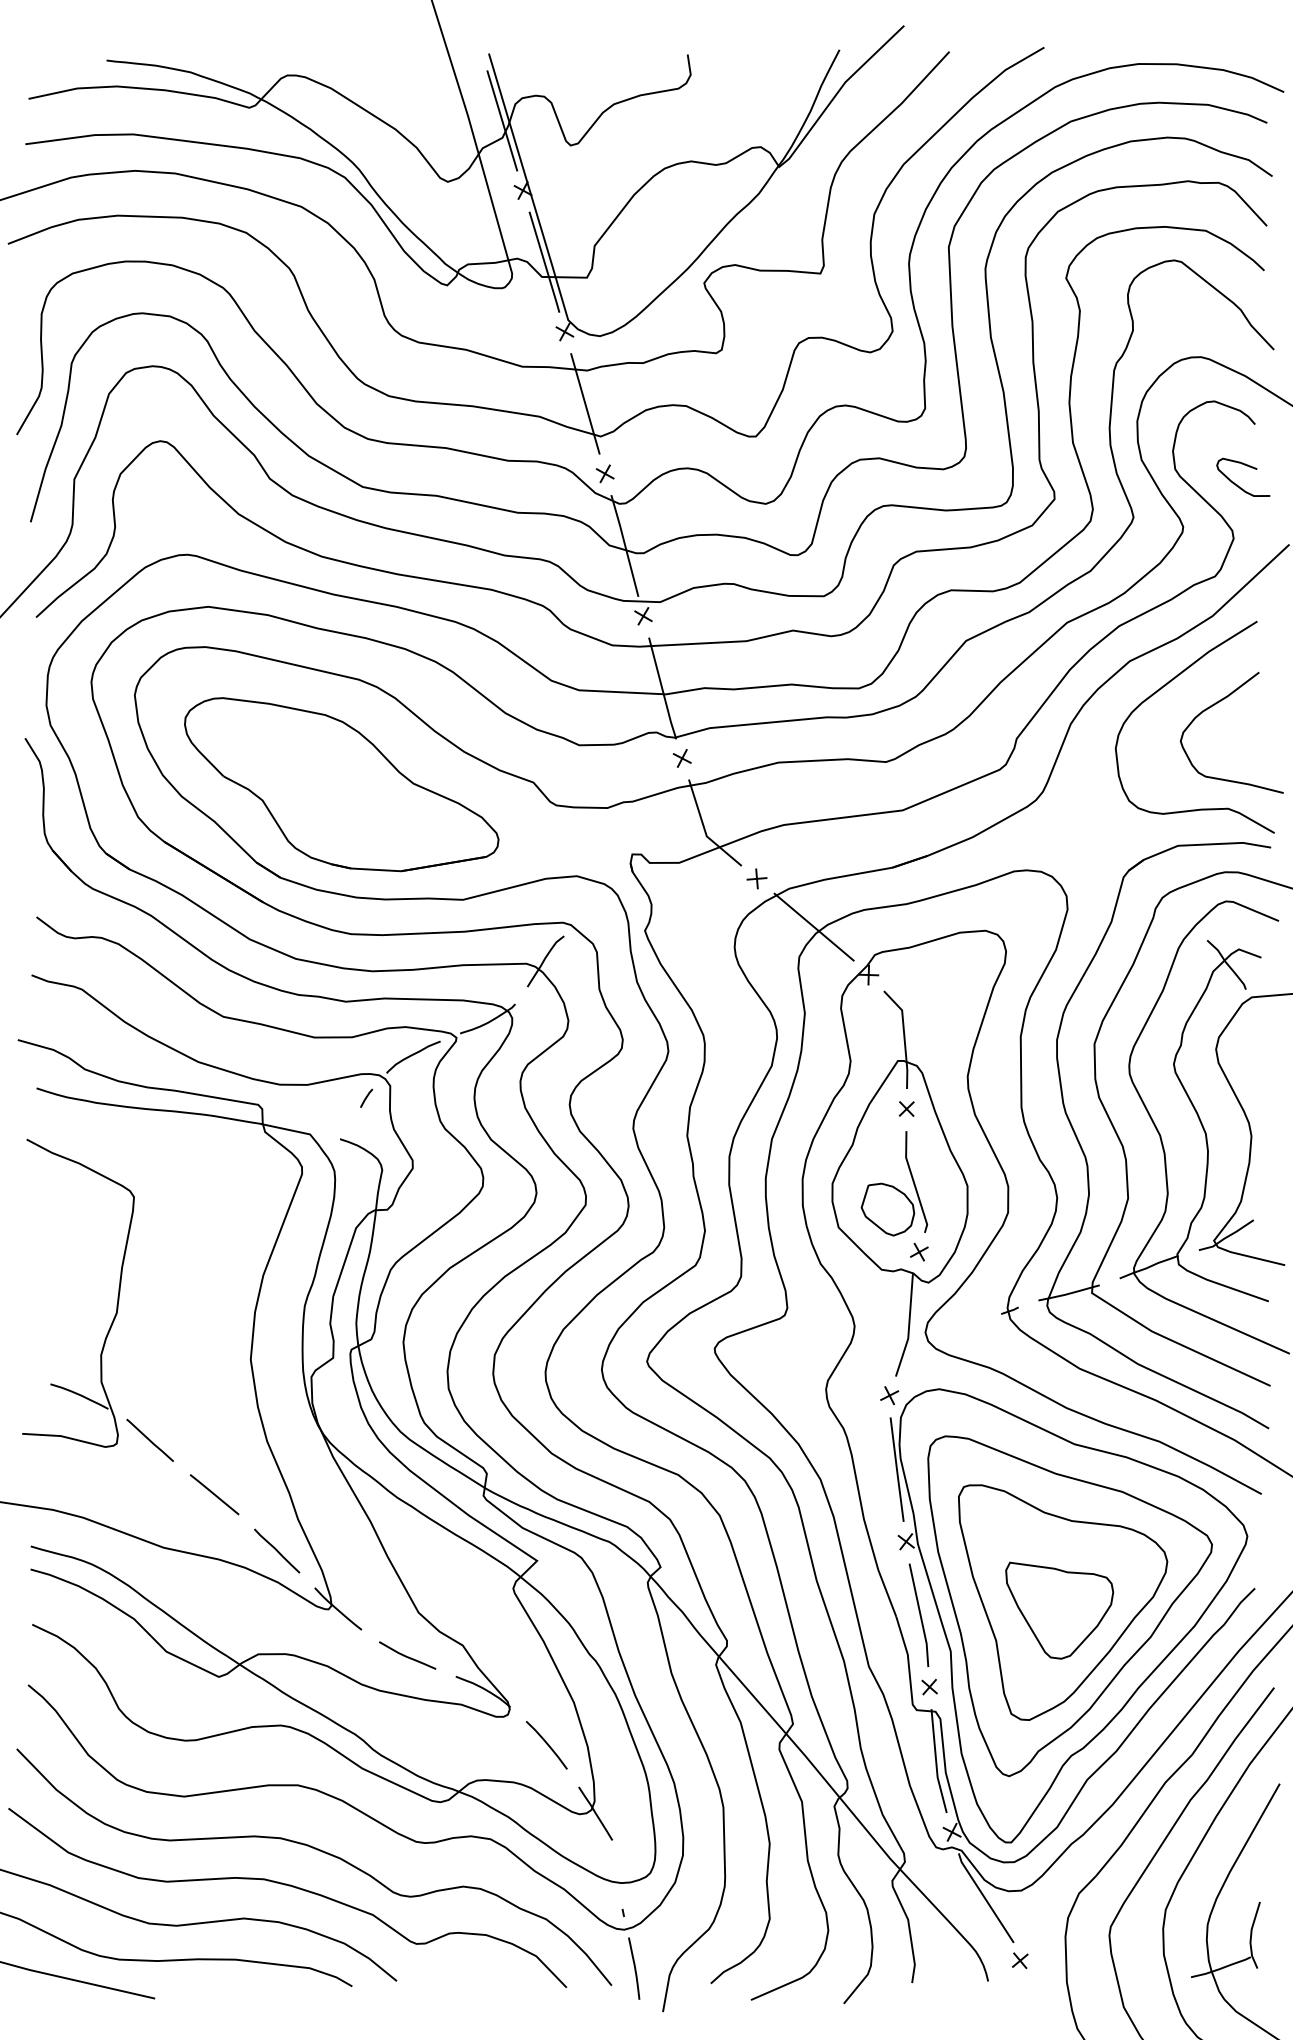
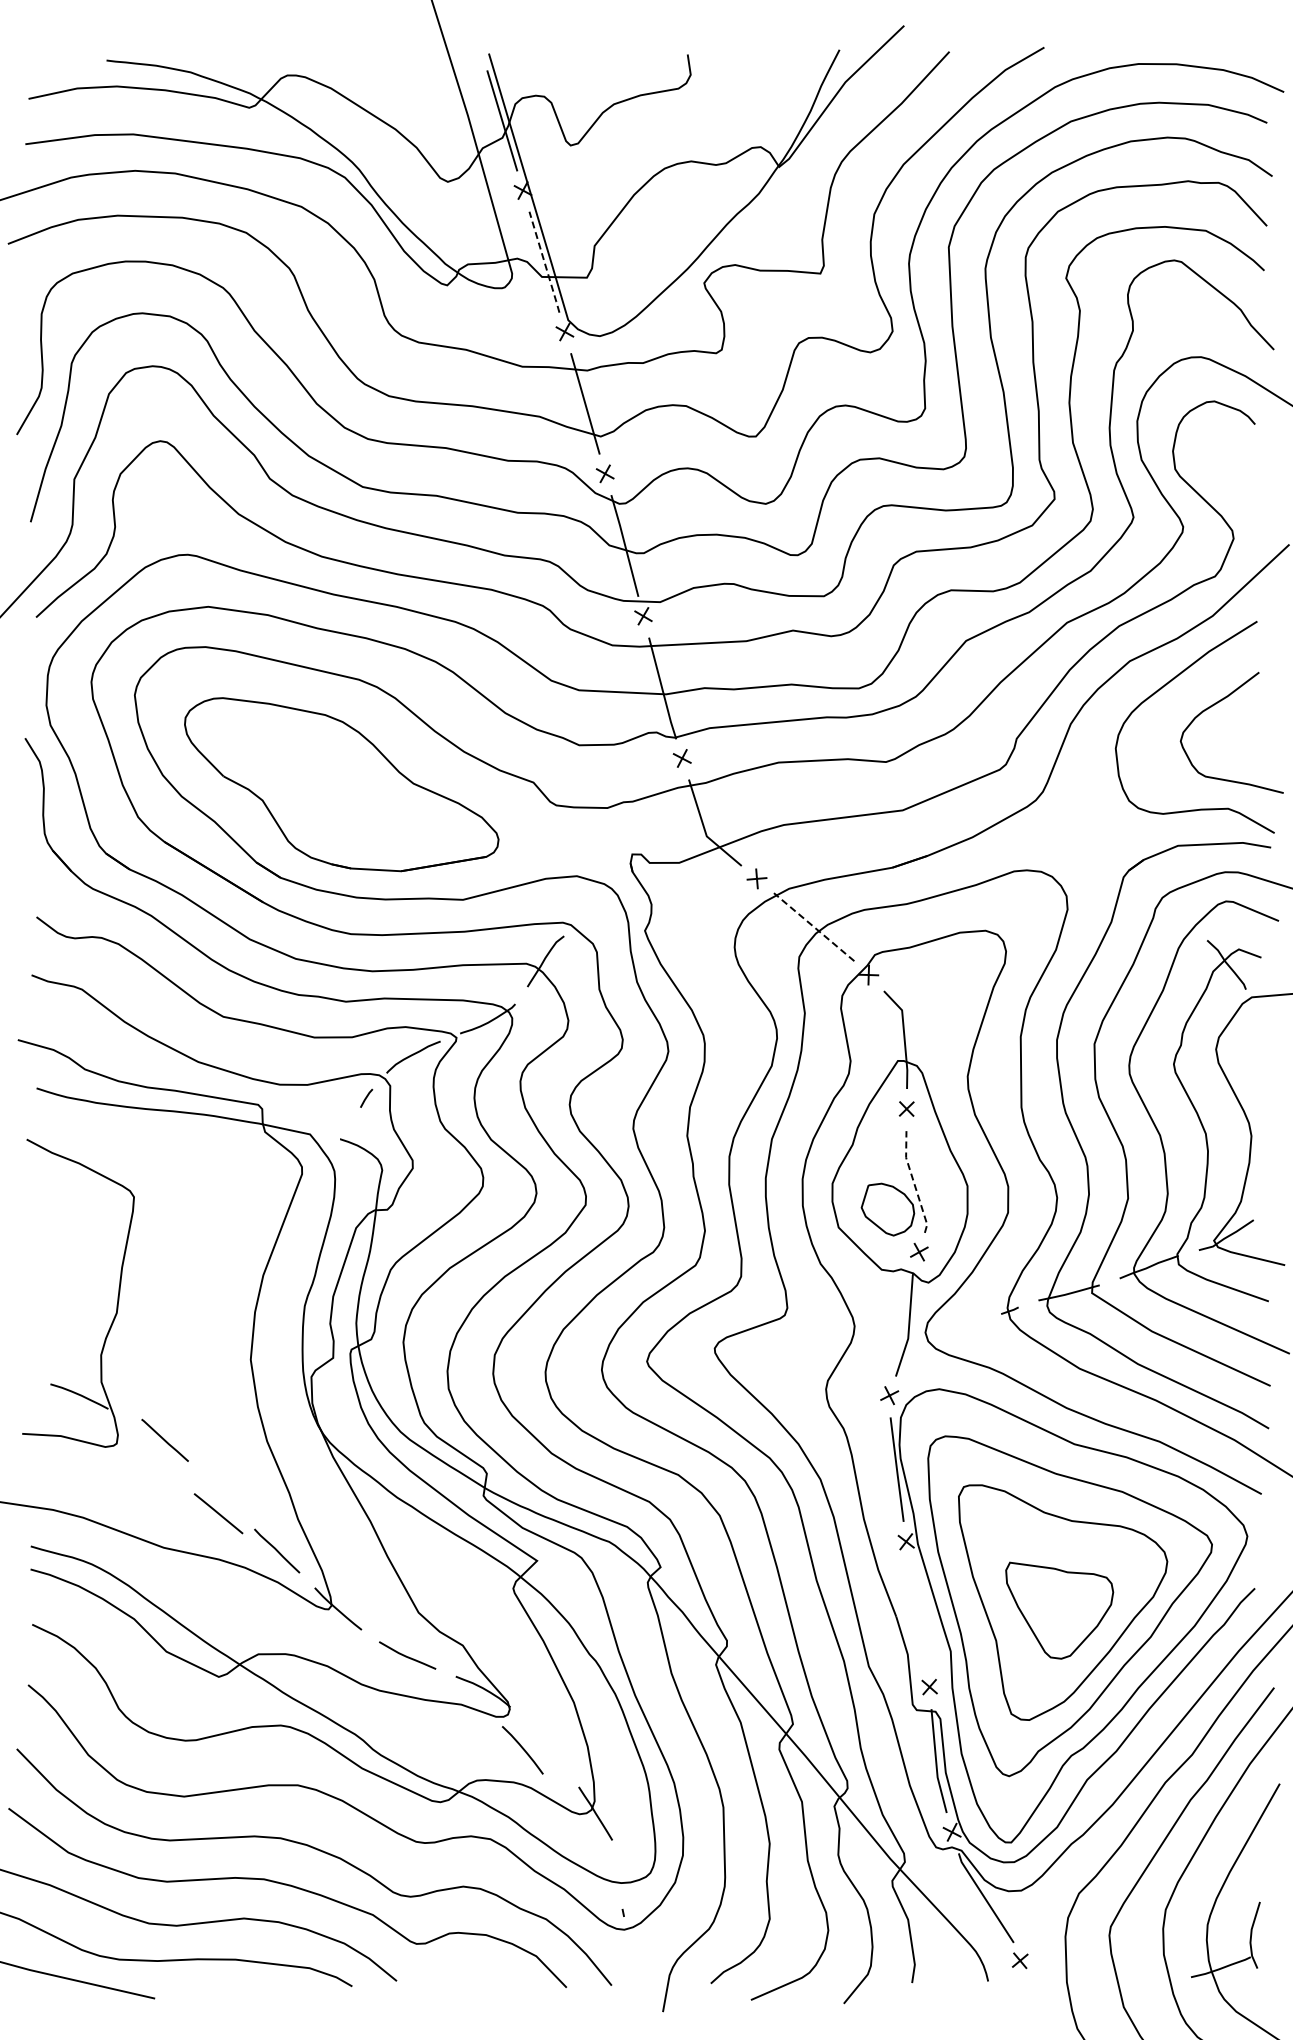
line: solid -> dashed (544, 262)
curve: present -> none (1237, 484)
line: solid -> dashed (813, 926)
line: solid -> dashed (913, 1182)
line position: (149, 1439) -> (164, 1439) (164, 1439)
line position: (214, 1494) -> (218, 1513) (218, 1513)
line: present -> none (919, 1614)
curve position: (546, 1744) -> (522, 1749) (522, 1749)
line: present -> none (634, 1968)
